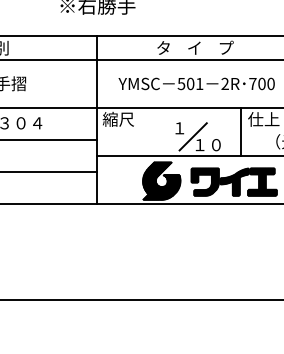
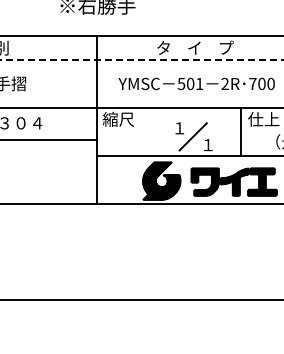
line: solid -> dashed (142, 59)
text: １０ -> １ (207, 145)
line: present -> none (49, 172)
